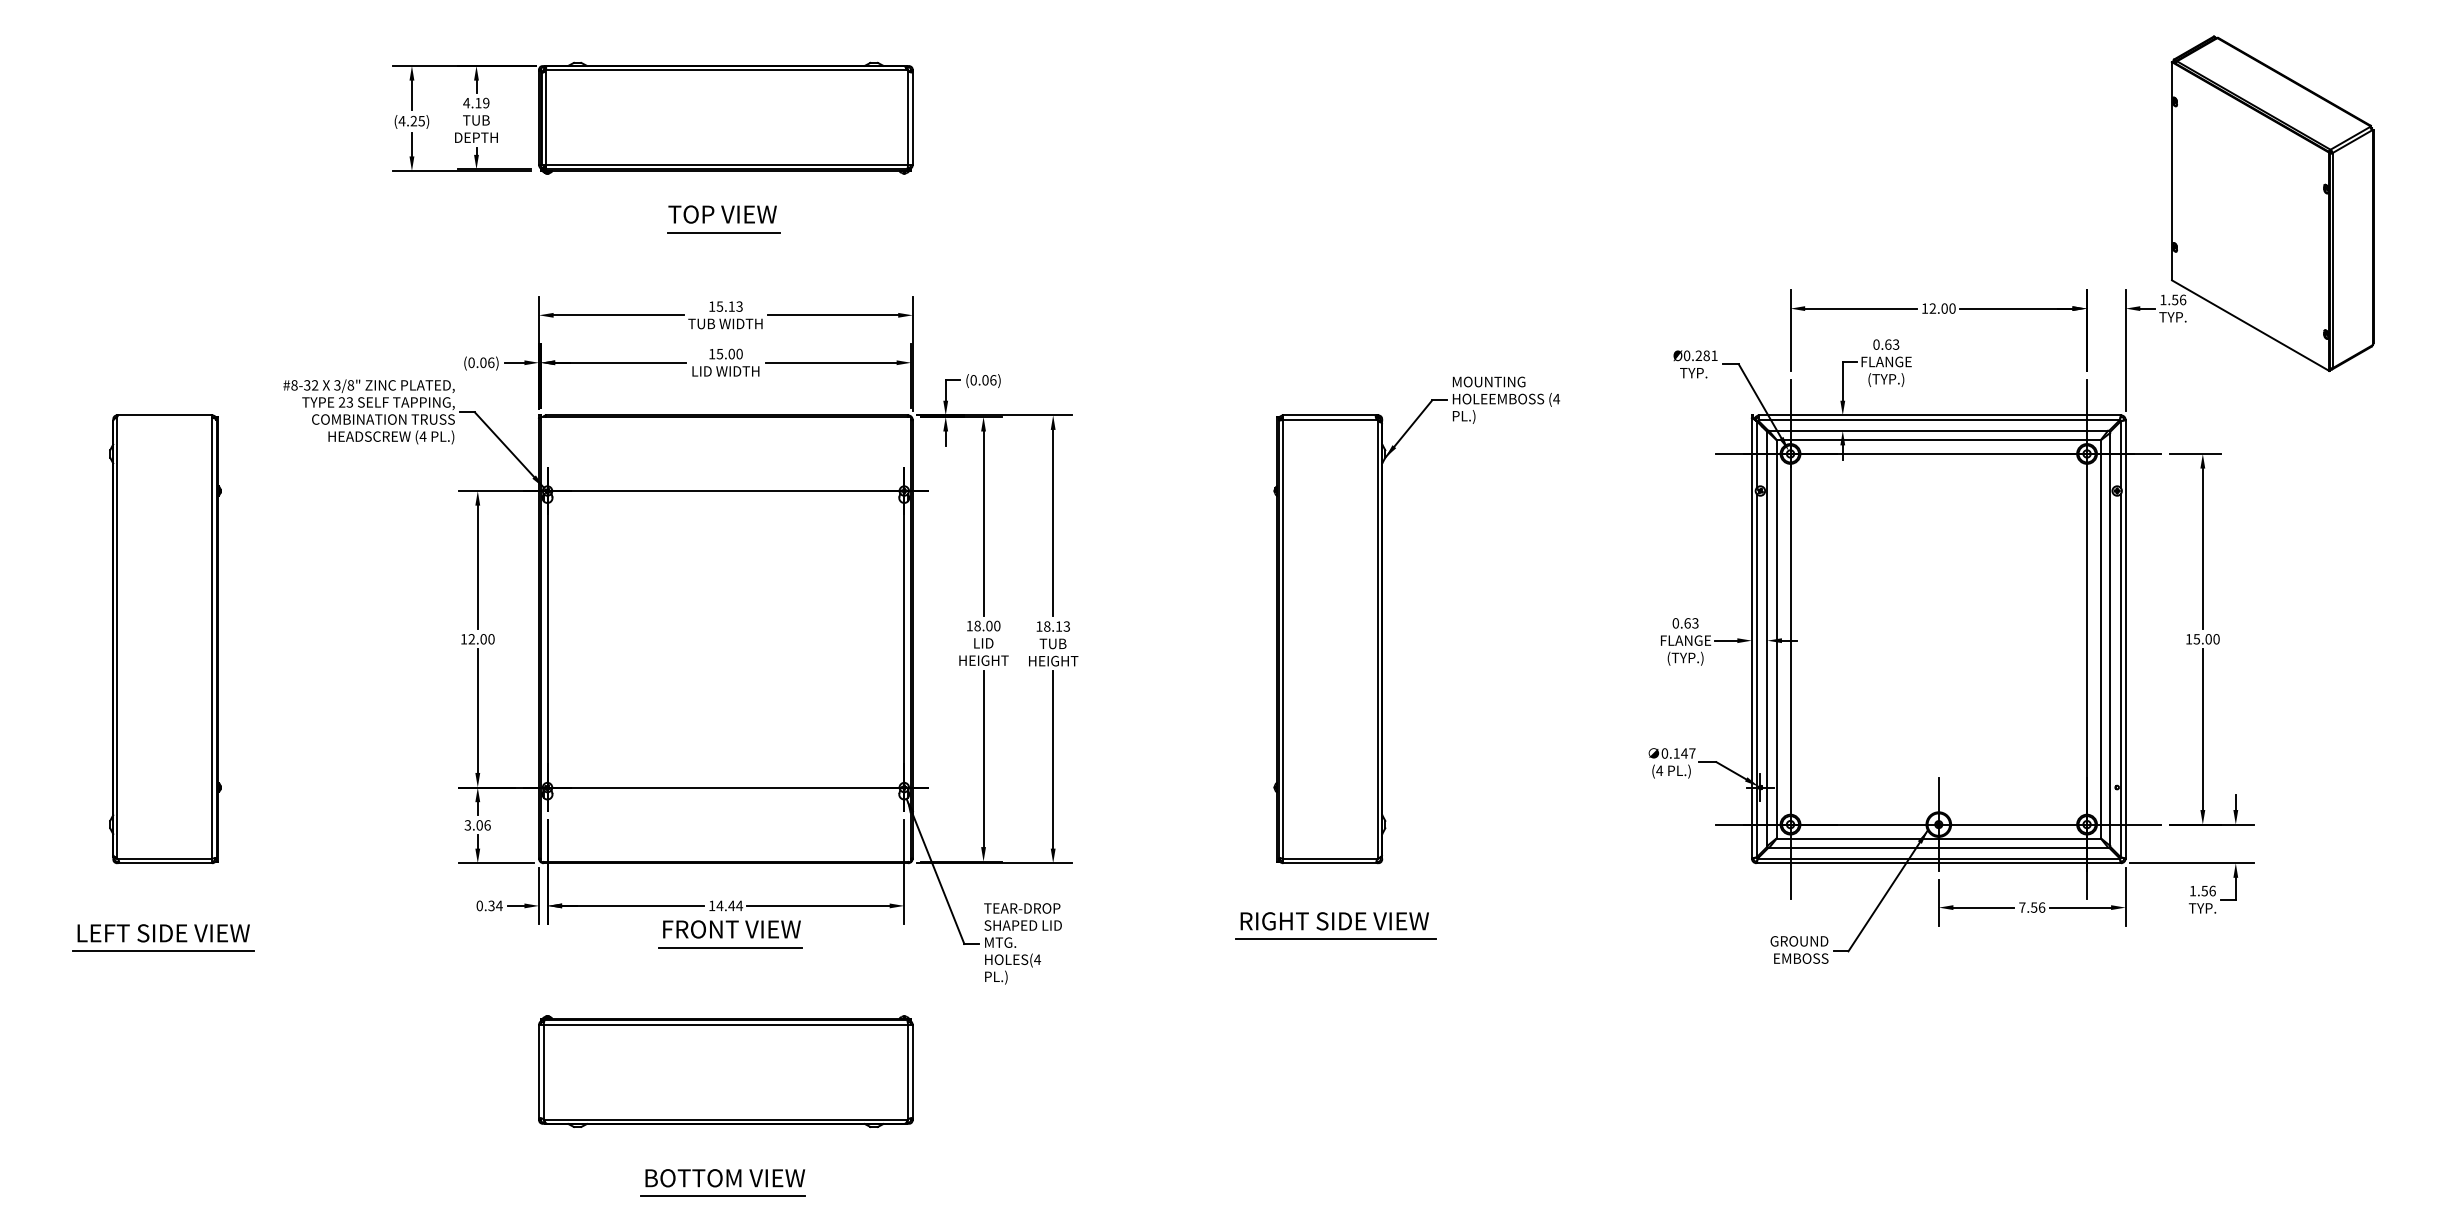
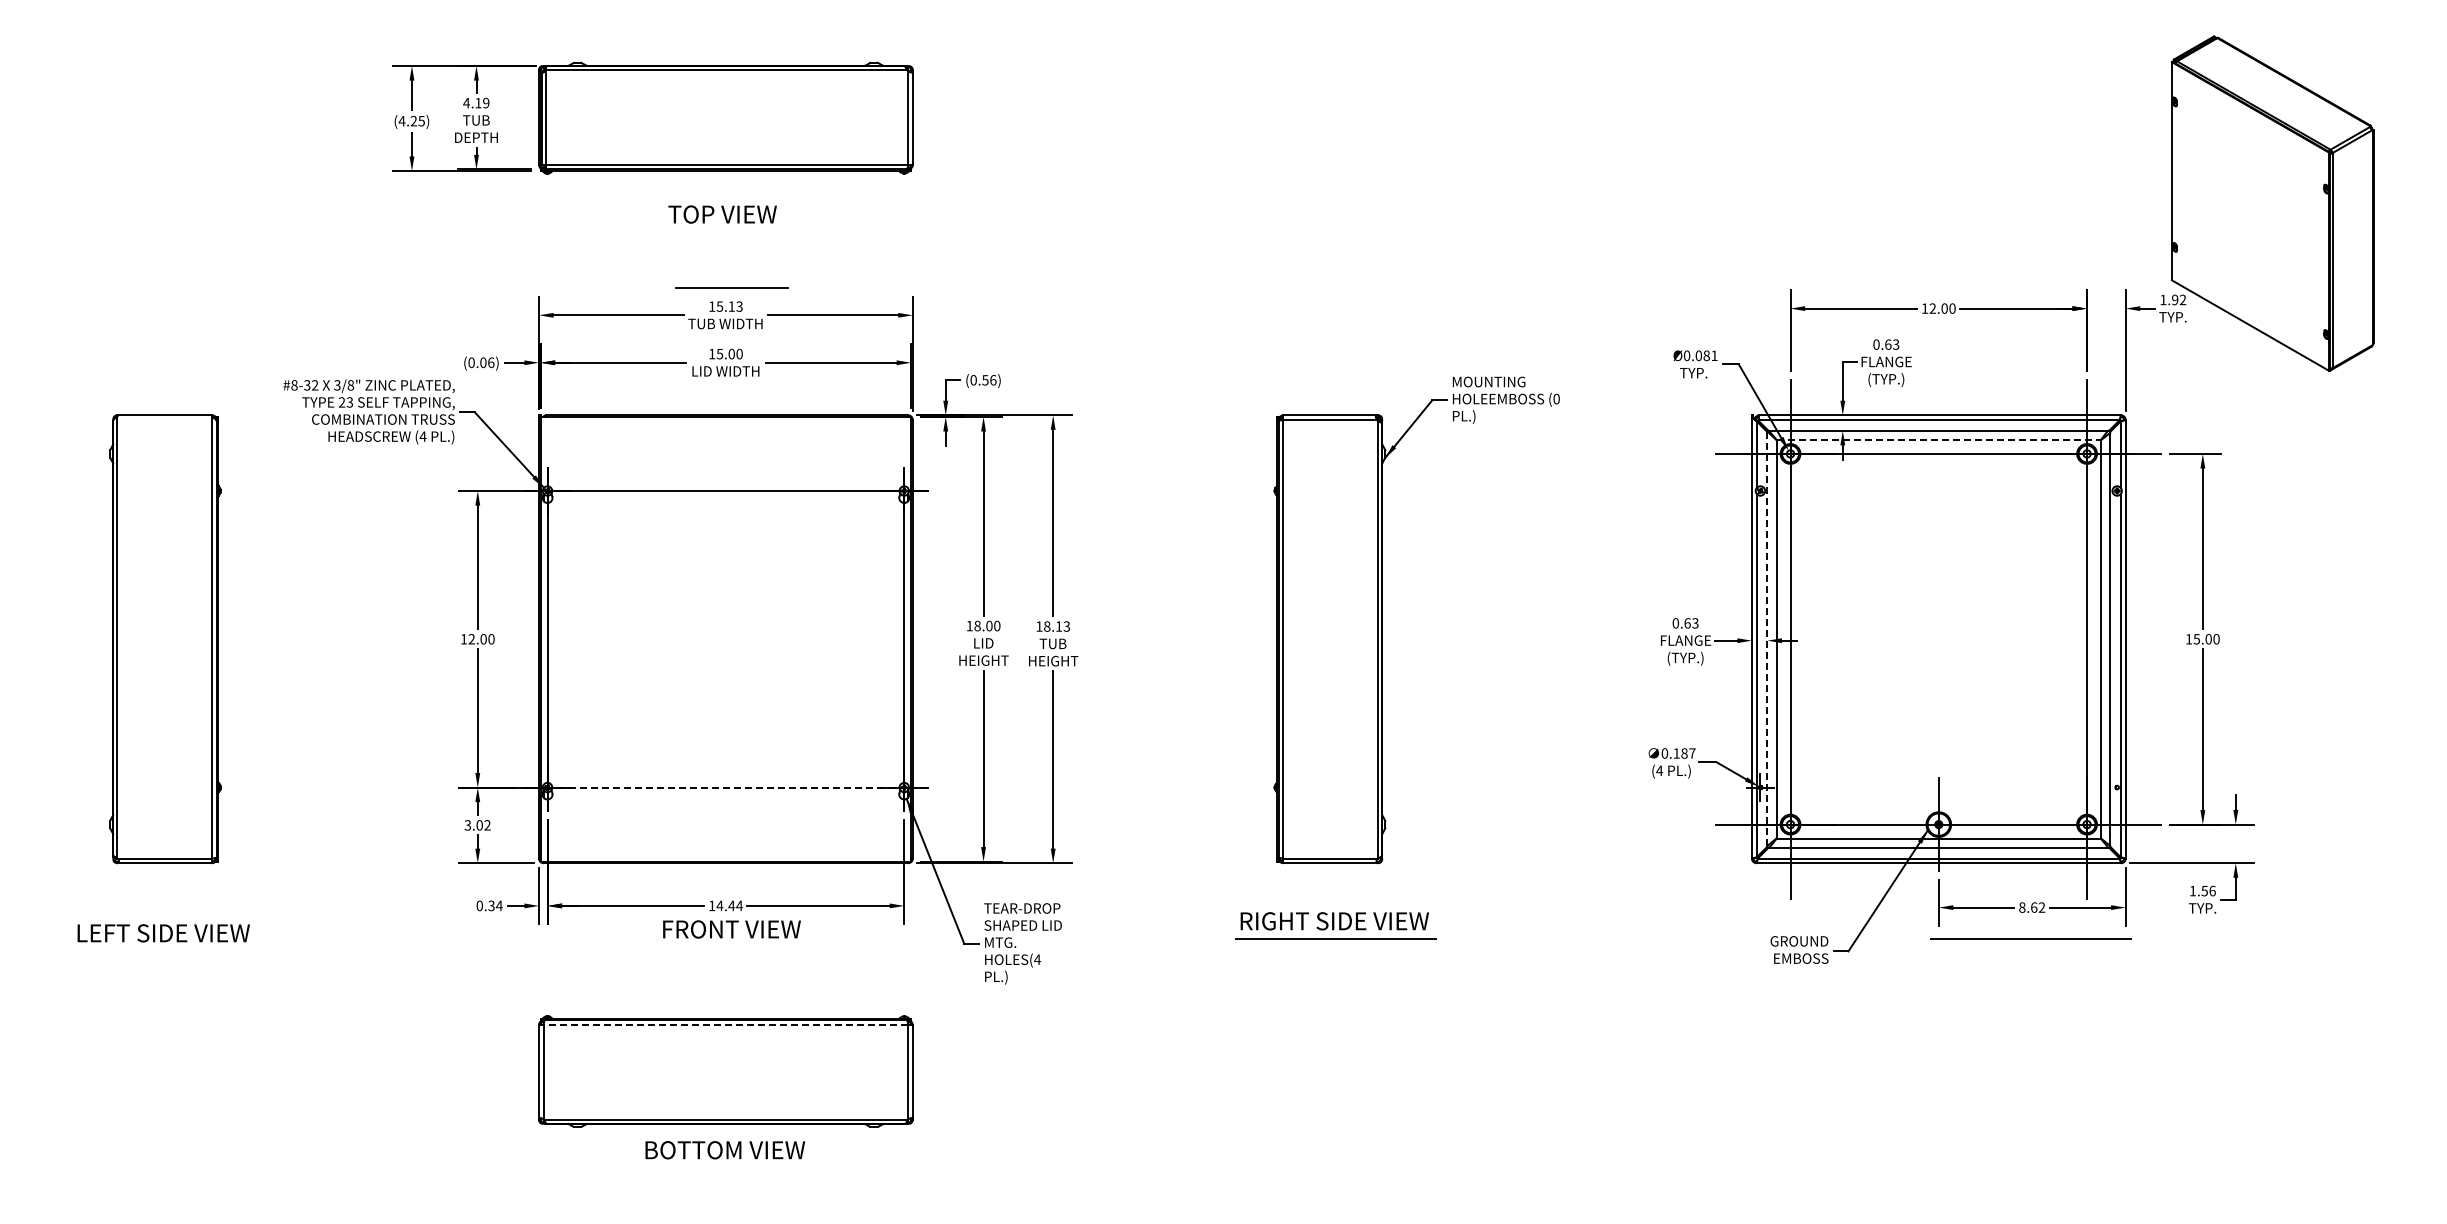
line position: (723, 232) -> (731, 287) (731, 287)
text: 1.56 -> 1.92 (2179, 299)
text: Ø0.281 -> Ø0.081 (1698, 355)
text: (0.06) -> (0.56) (985, 380)
text: (4 -> (0 (1556, 398)
line: solid -> dashed (1939, 440)
line: solid -> dashed (1767, 639)
text: 0.147 -> 0.187 (1684, 753)
line: solid -> dashed (725, 787)
text: 3.06 -> 3.02 (487, 825)
text: 7.56 -> 8.62 (2032, 907)
line: none -> present (2030, 938)
line: present -> none (729, 947)
line: present -> none (163, 951)
line: solid -> dashed (725, 1025)
text position: (725, 1178) -> (725, 1150) (725, 1150)
line: present -> none (722, 1196)
